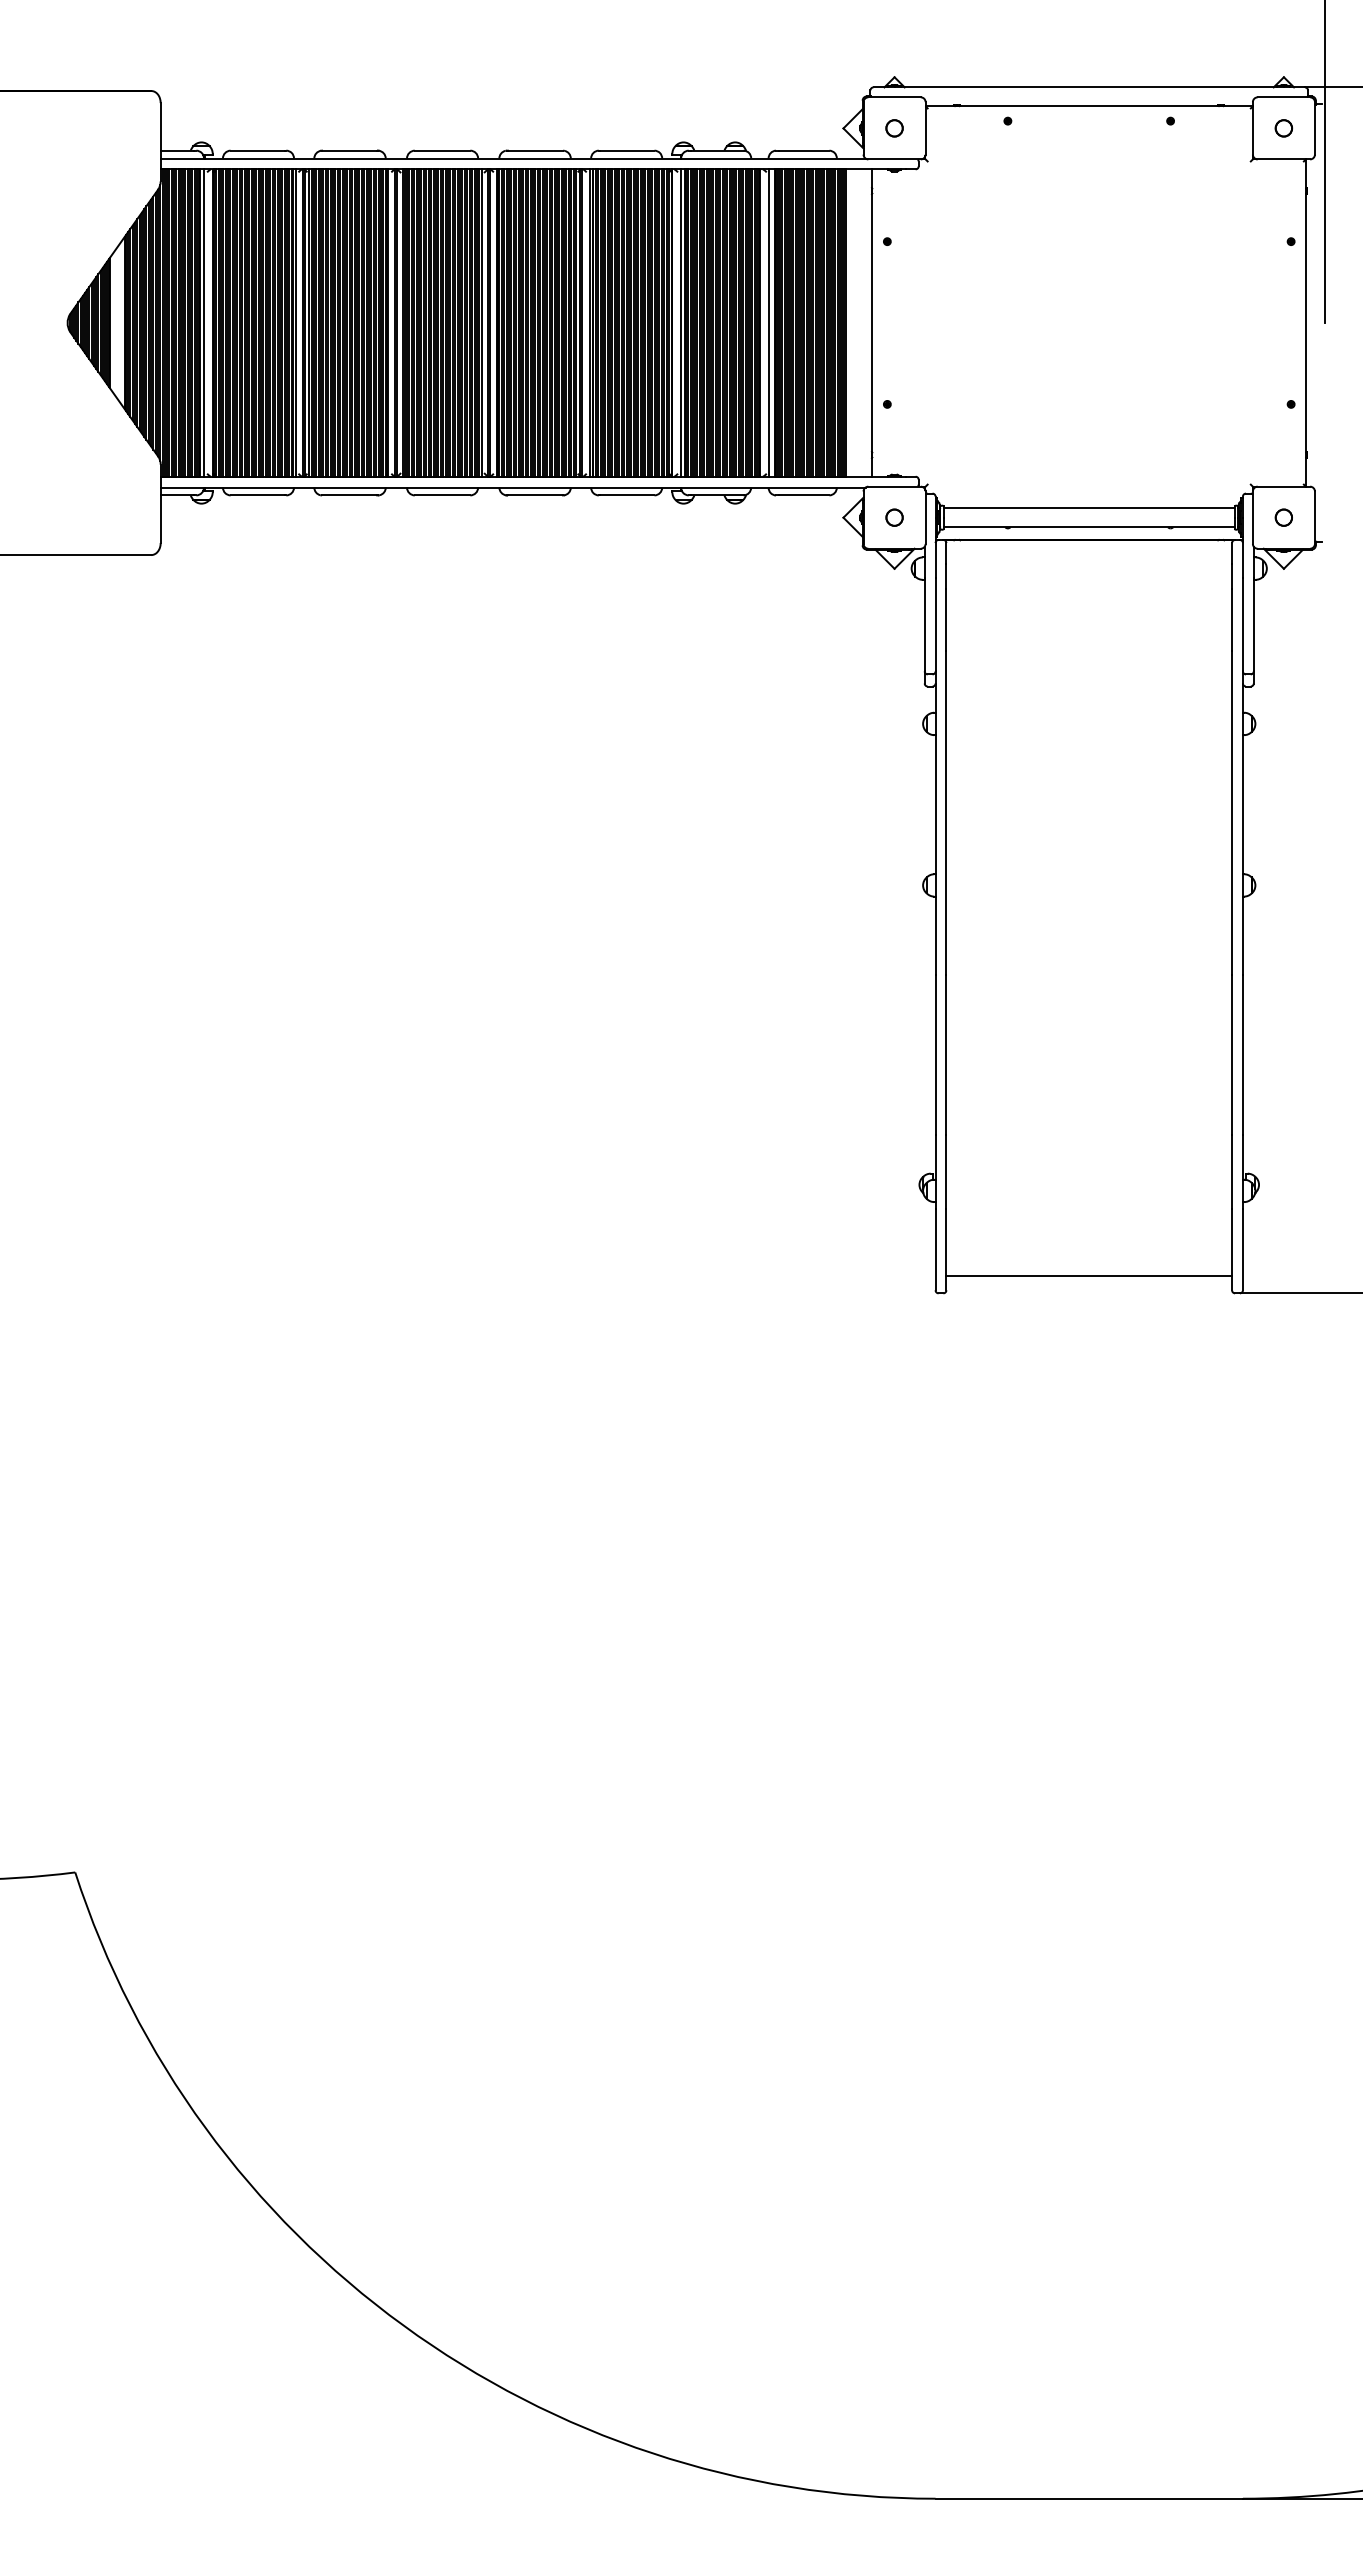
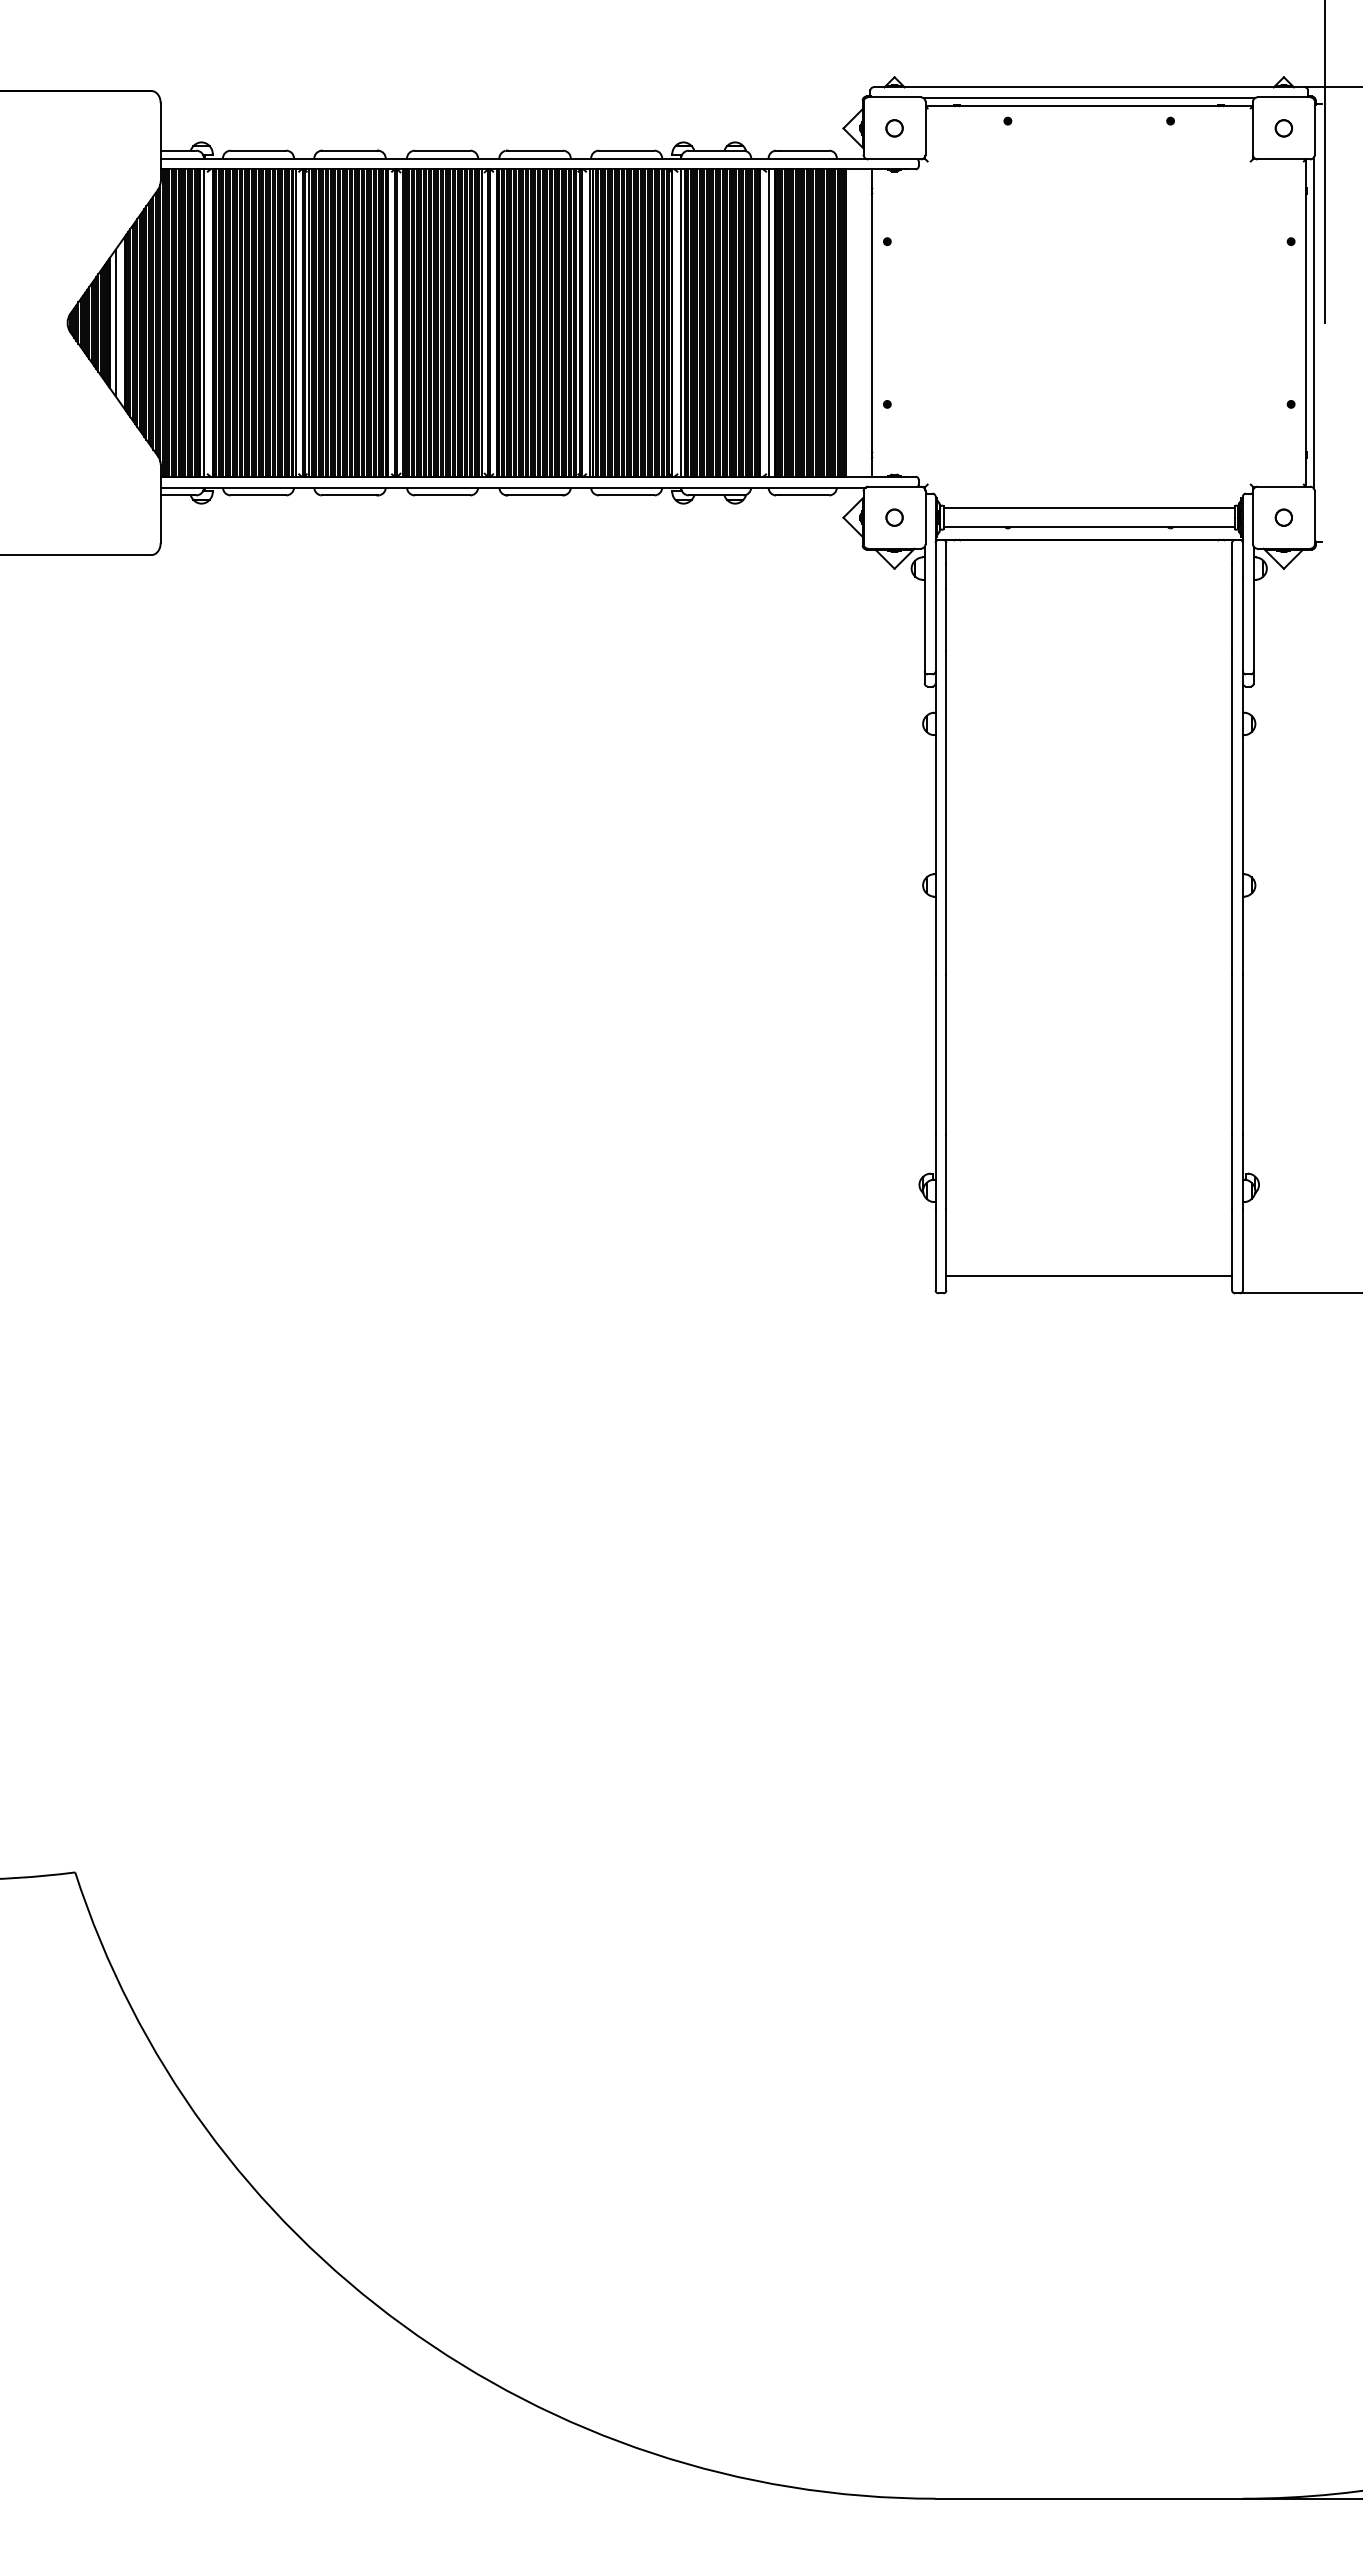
line: none -> present (1088, 98)
line: none -> present (115, 322)
line: none -> present (1314, 322)
